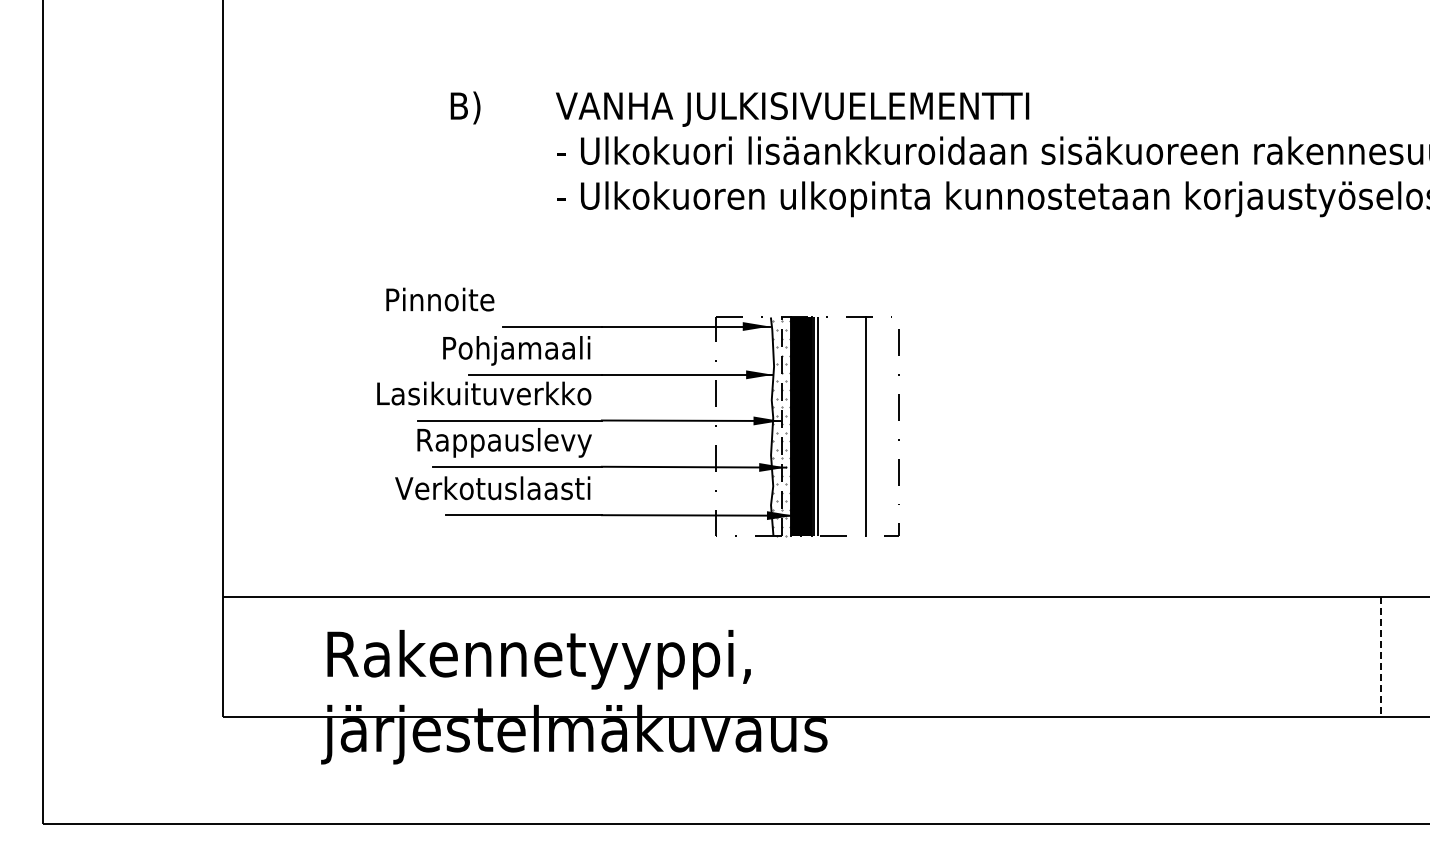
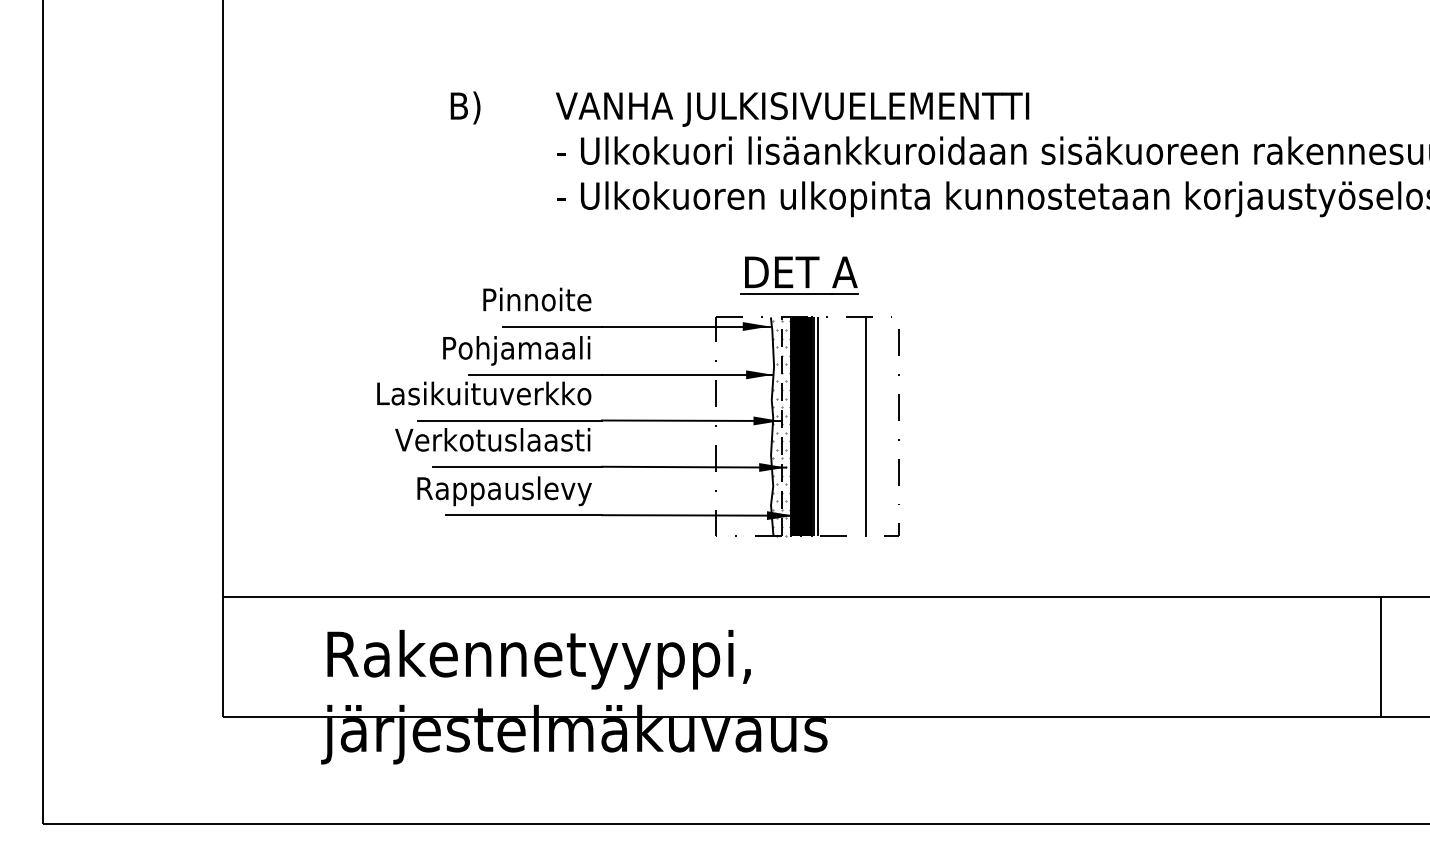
part: none -> present (799, 275)
text position: (440, 299) -> (537, 299) (537, 299)
text: Rappauslevy -> Verkotuslaasti (493, 442)
text: Verkotuslaasti -> Rappauslevy (493, 491)
line: dashed -> solid (1380, 656)
